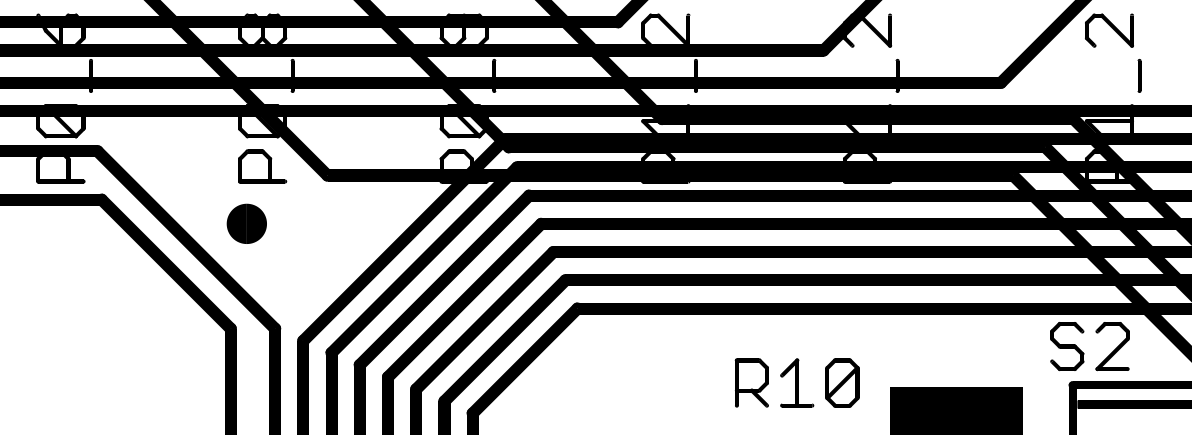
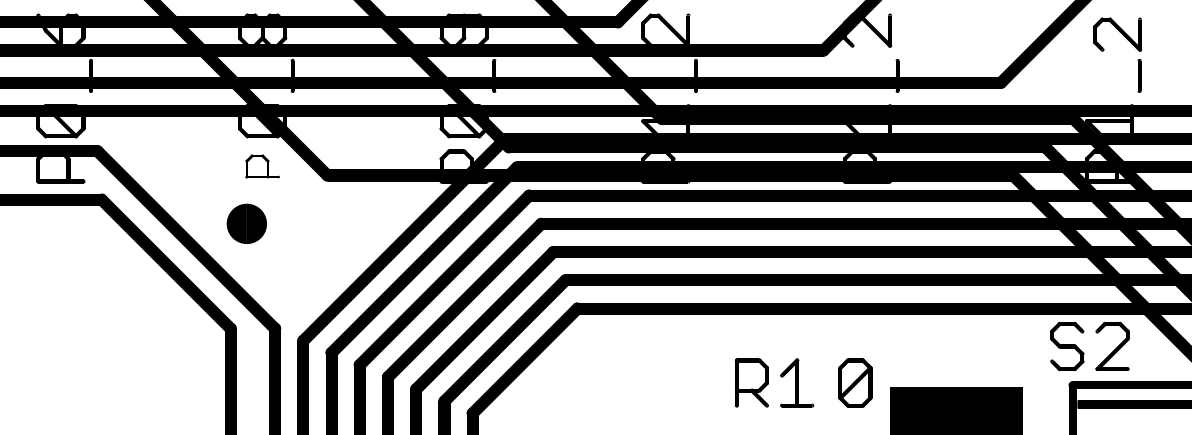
part position: (1109, 30) -> (1117, 34) (1117, 34)
part size: 50x35 px -> 35x25 px (262, 166)
part position: (842, 382) -> (855, 382) (855, 382)
